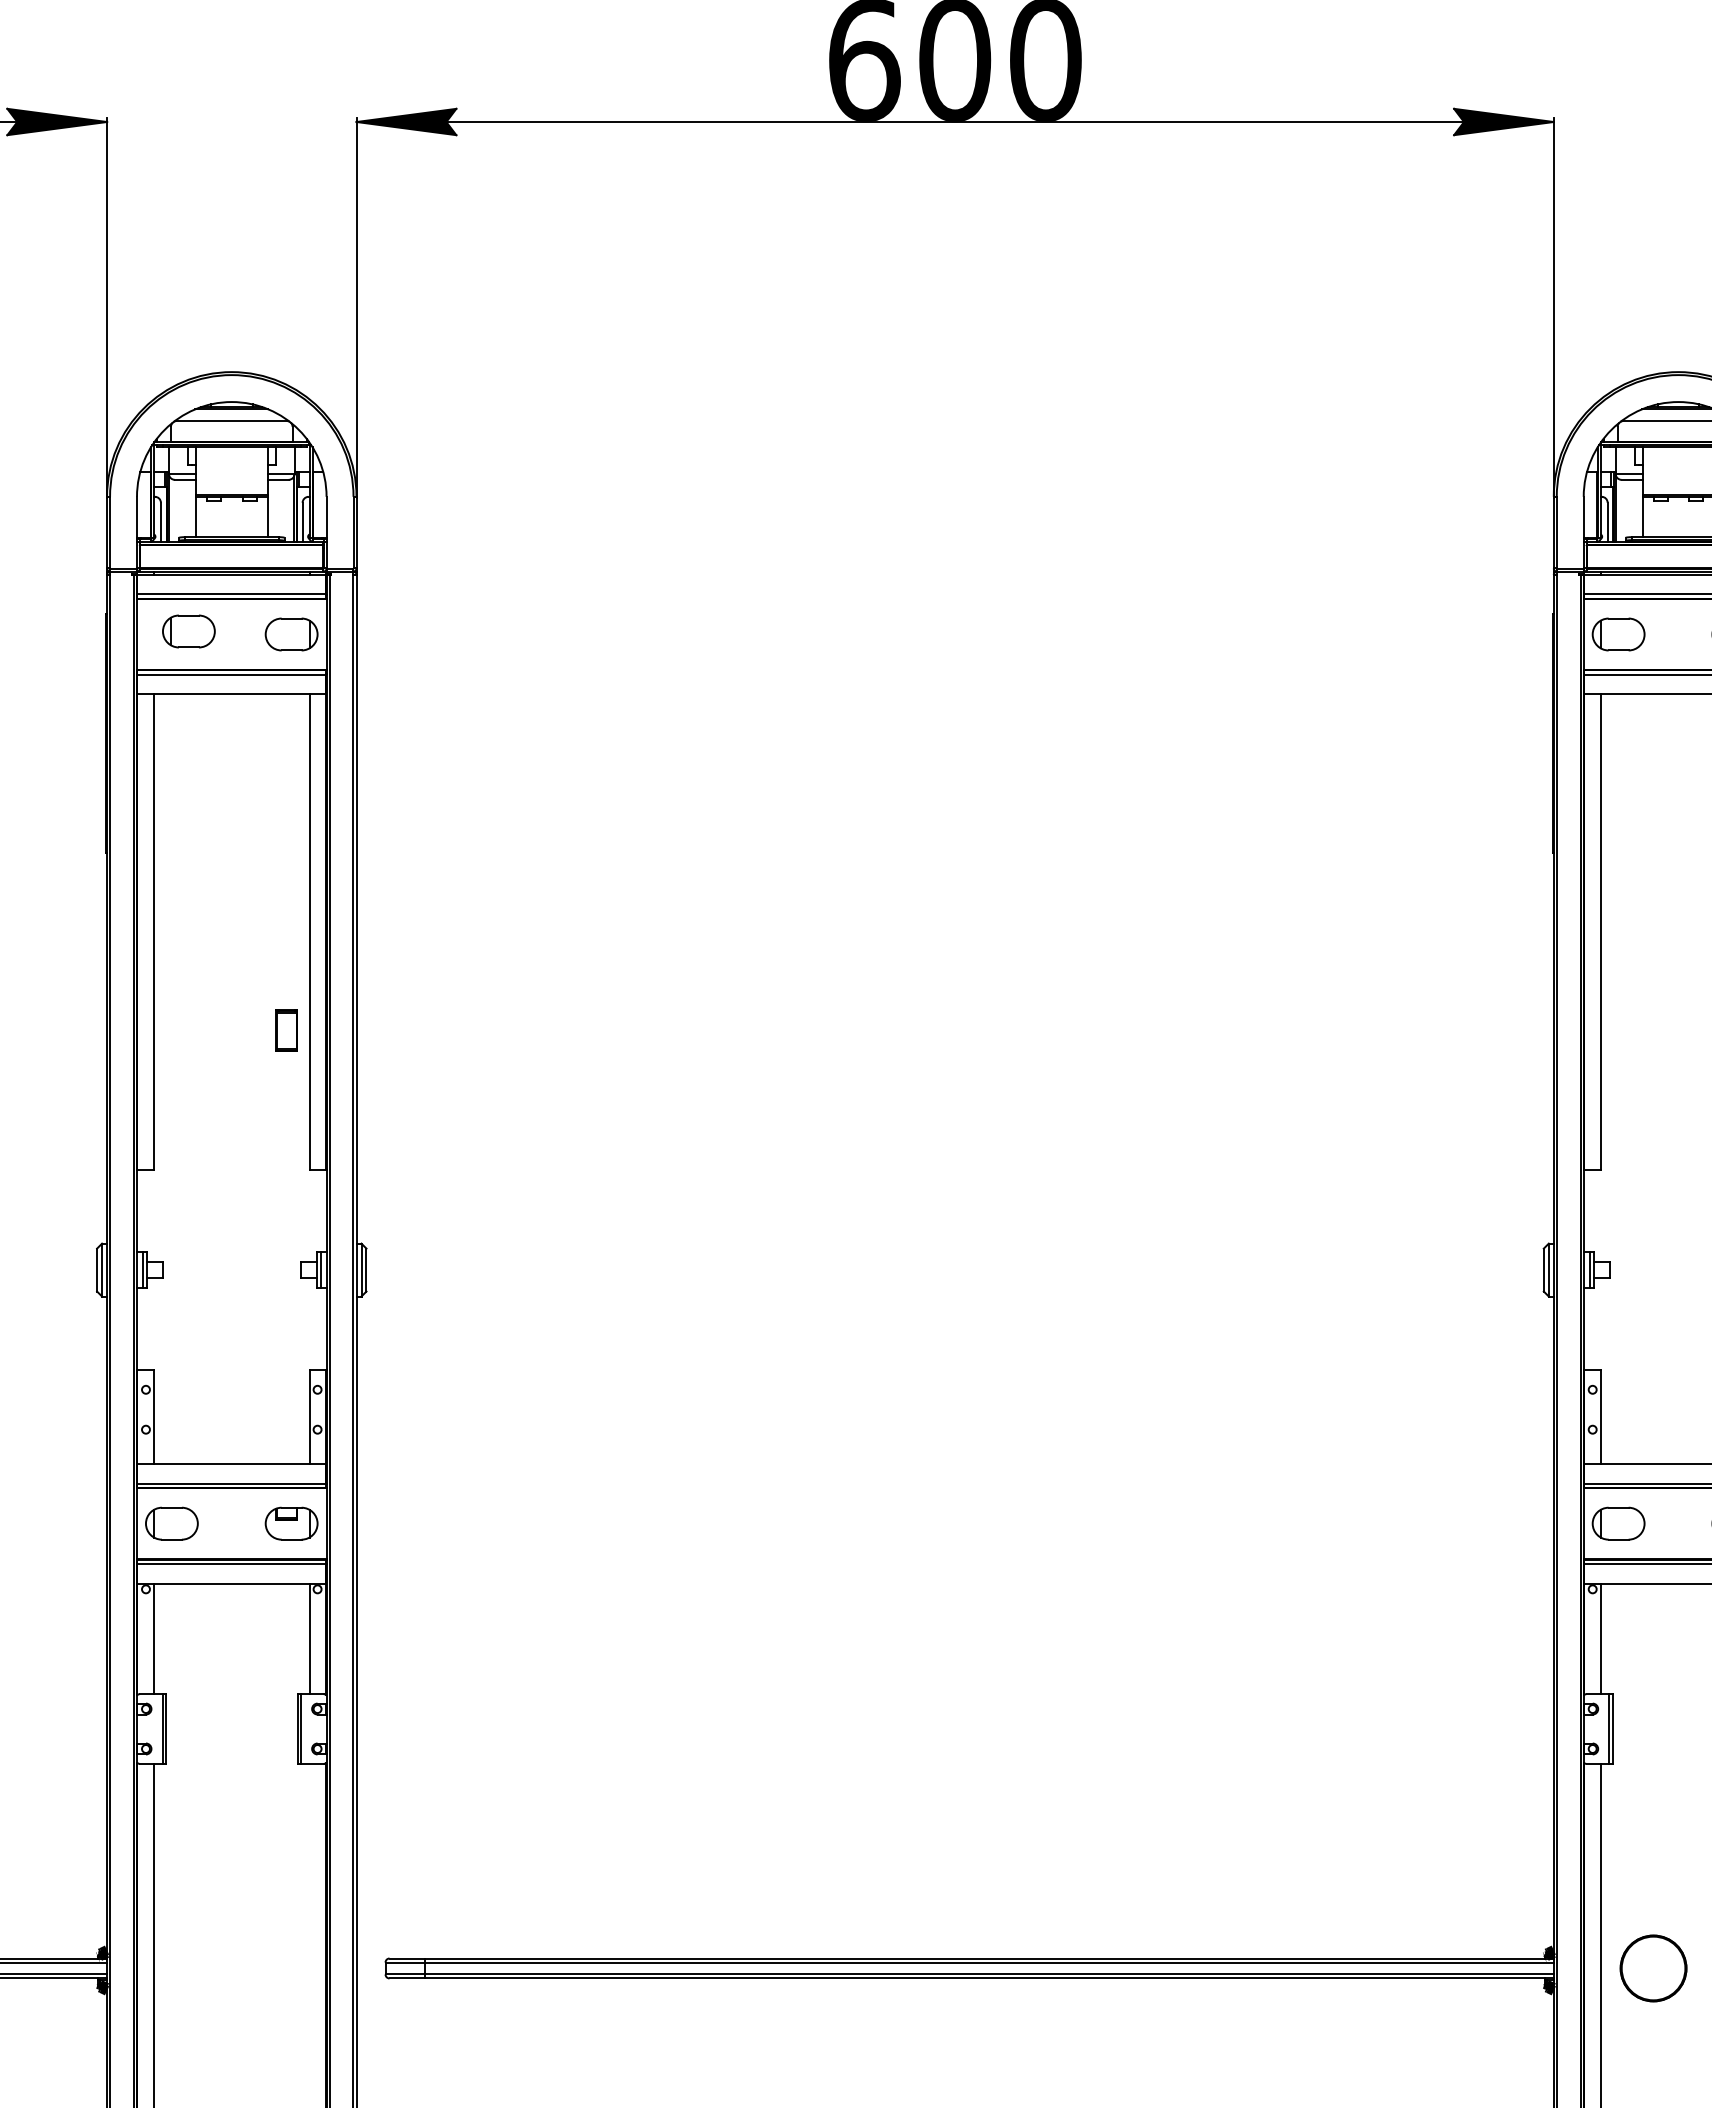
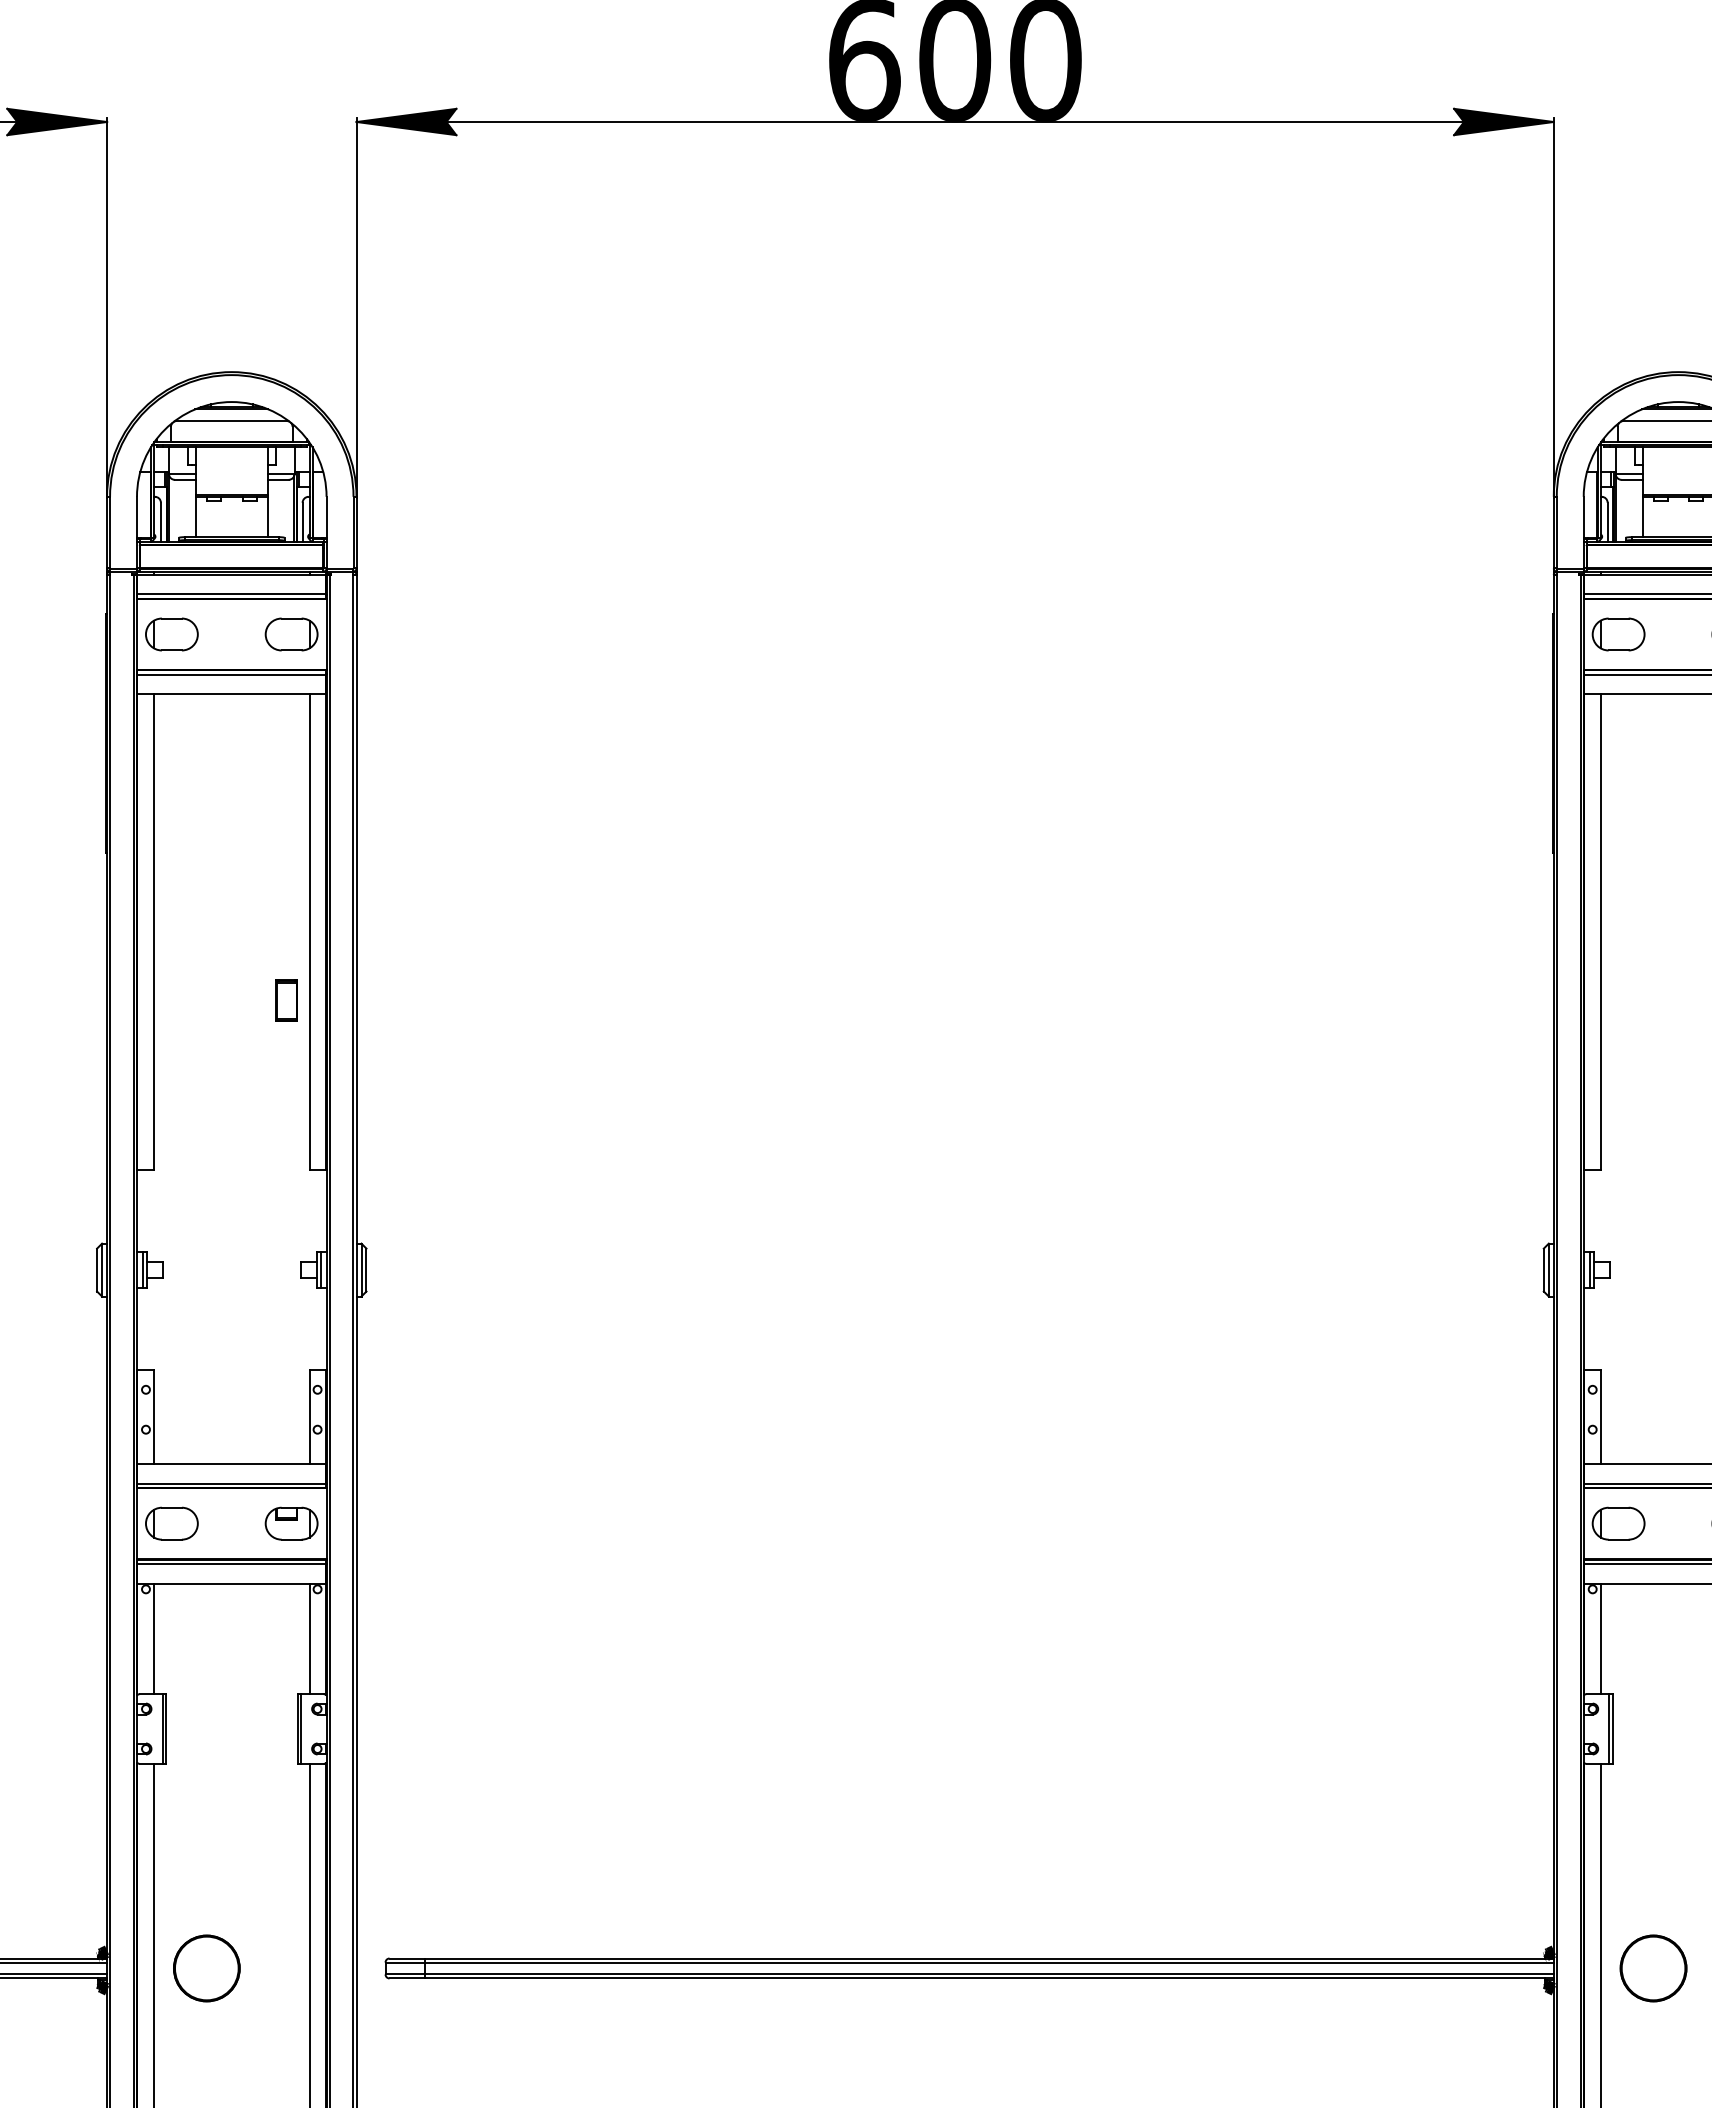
part position: (188, 631) -> (171, 634) (171, 634)
part position: (286, 1030) -> (286, 1000) (286, 1000)
line: none -> present (309, 1933)
part: none -> present (206, 1968)
